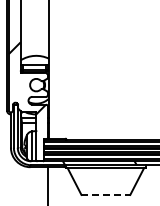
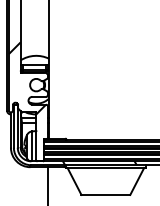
line: dashed -> solid (106, 194)
